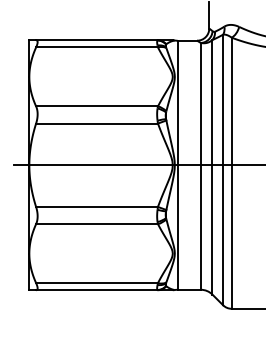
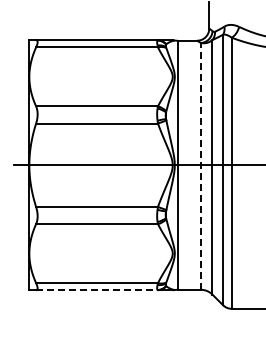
line: solid -> dashed (200, 165)
line: solid -> dashed (97, 290)
